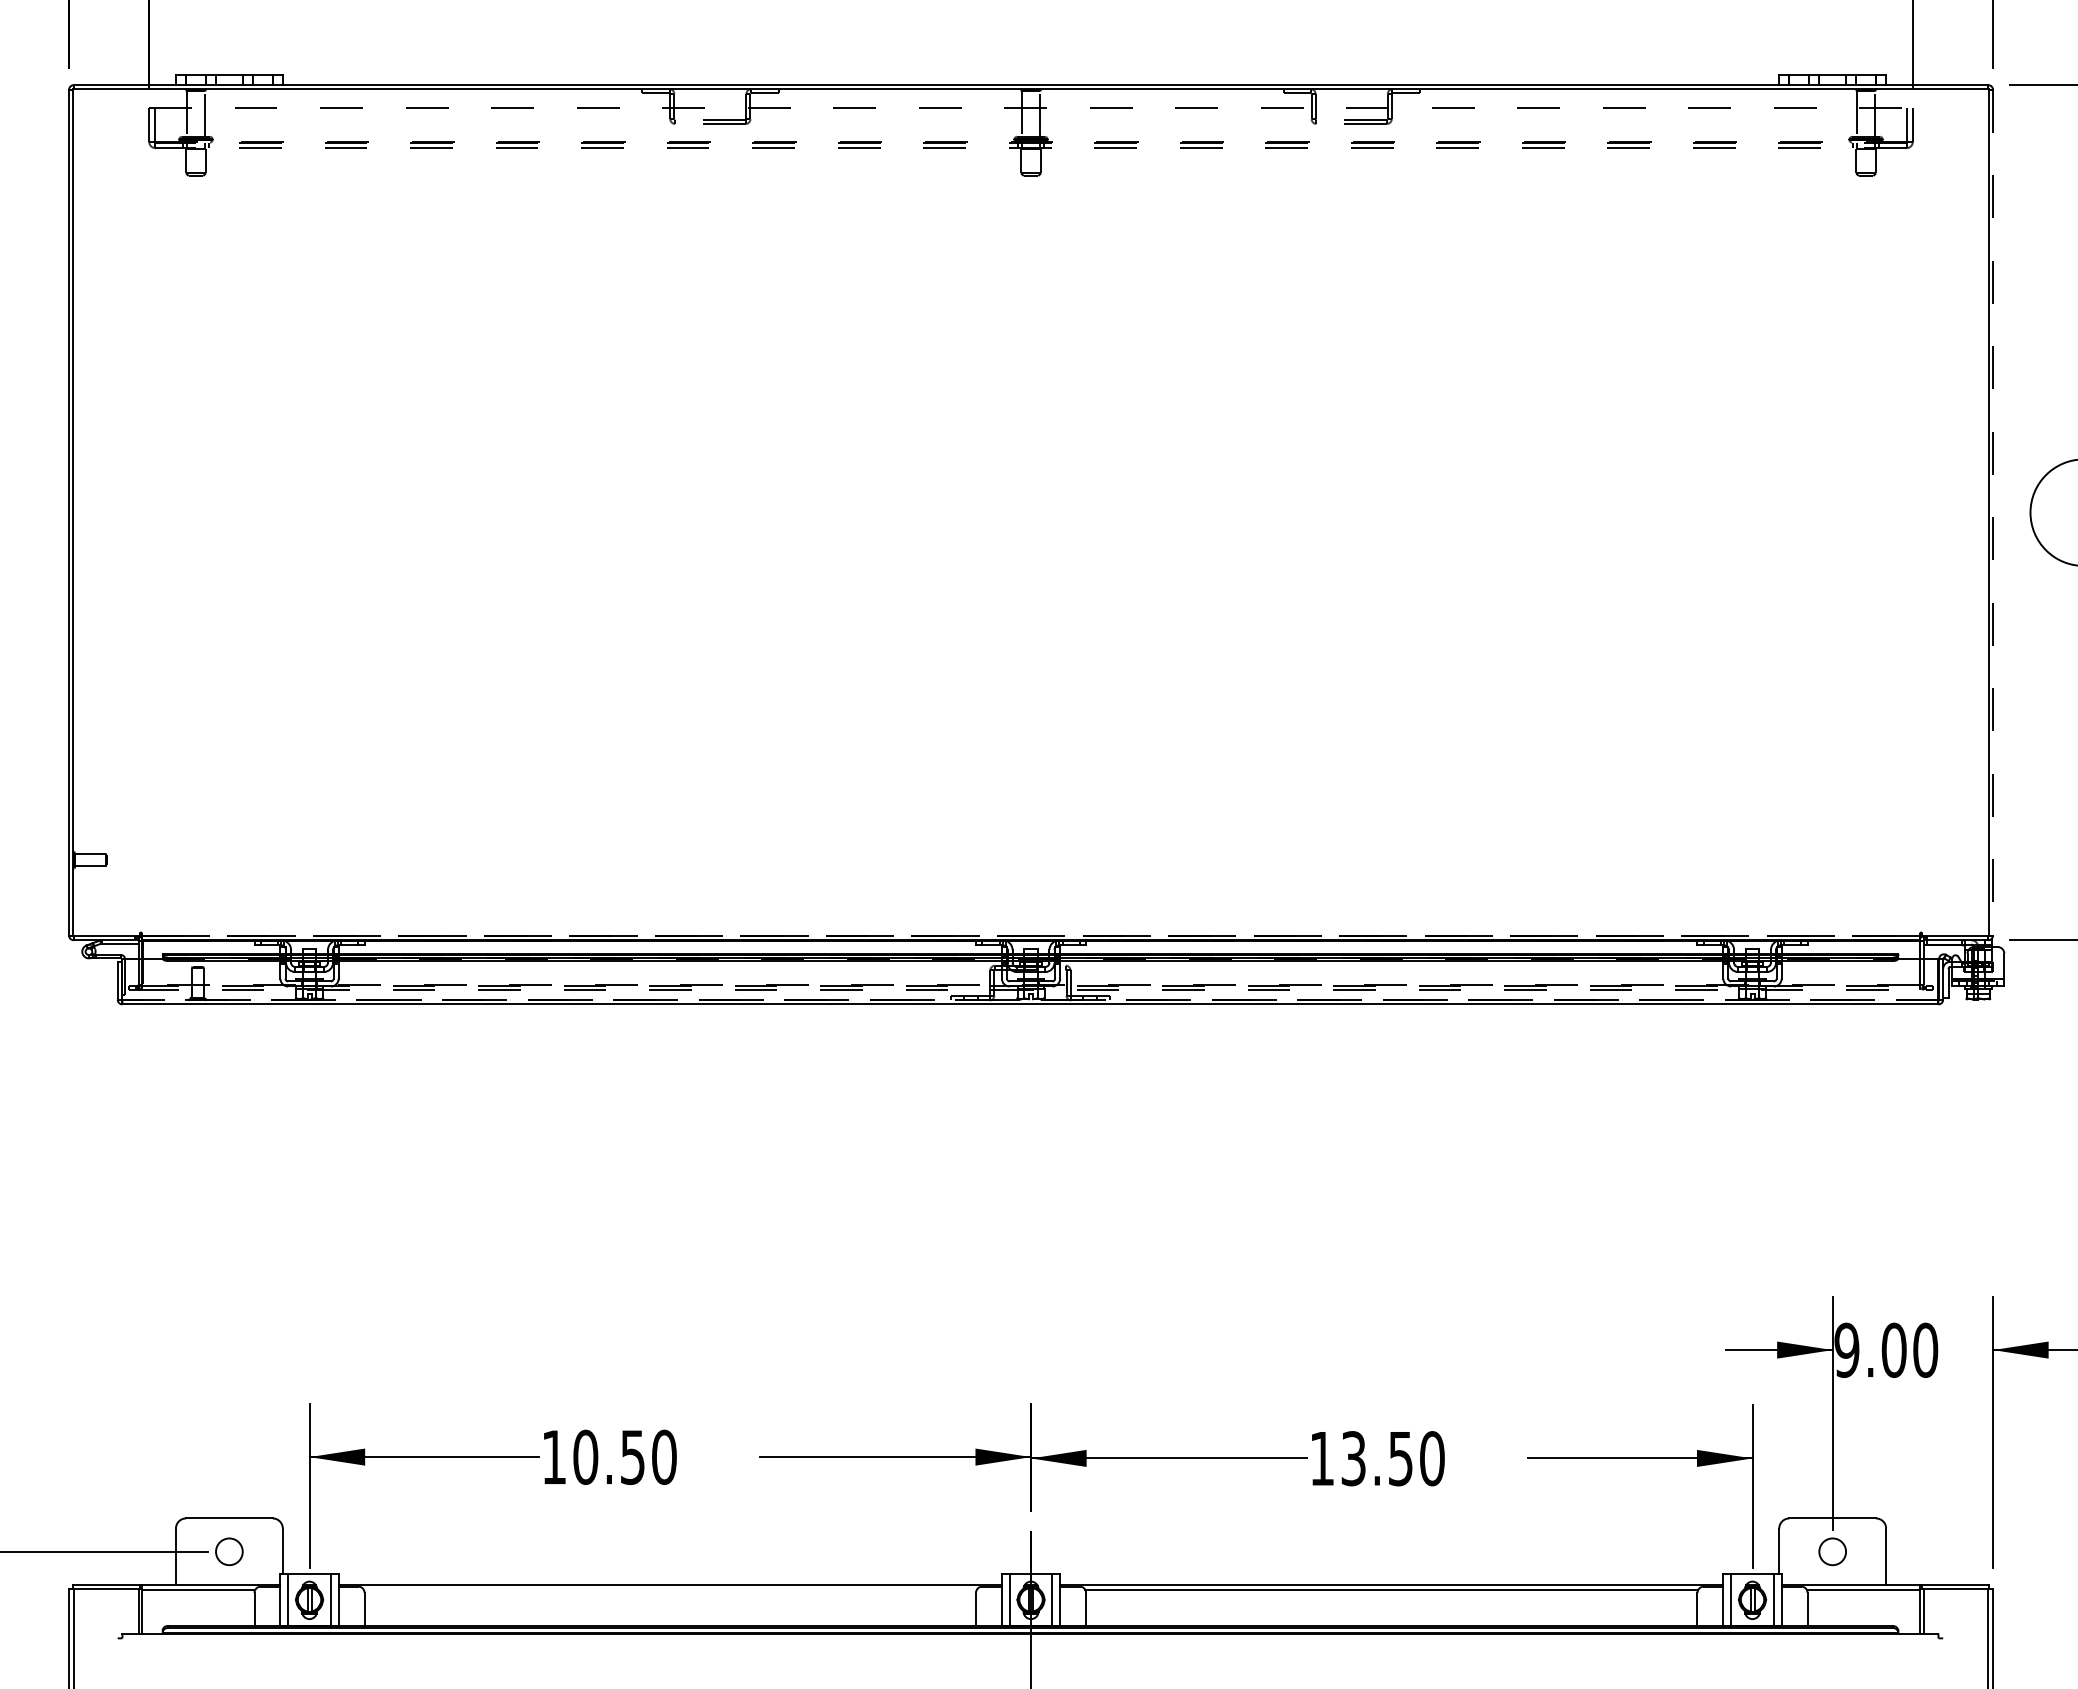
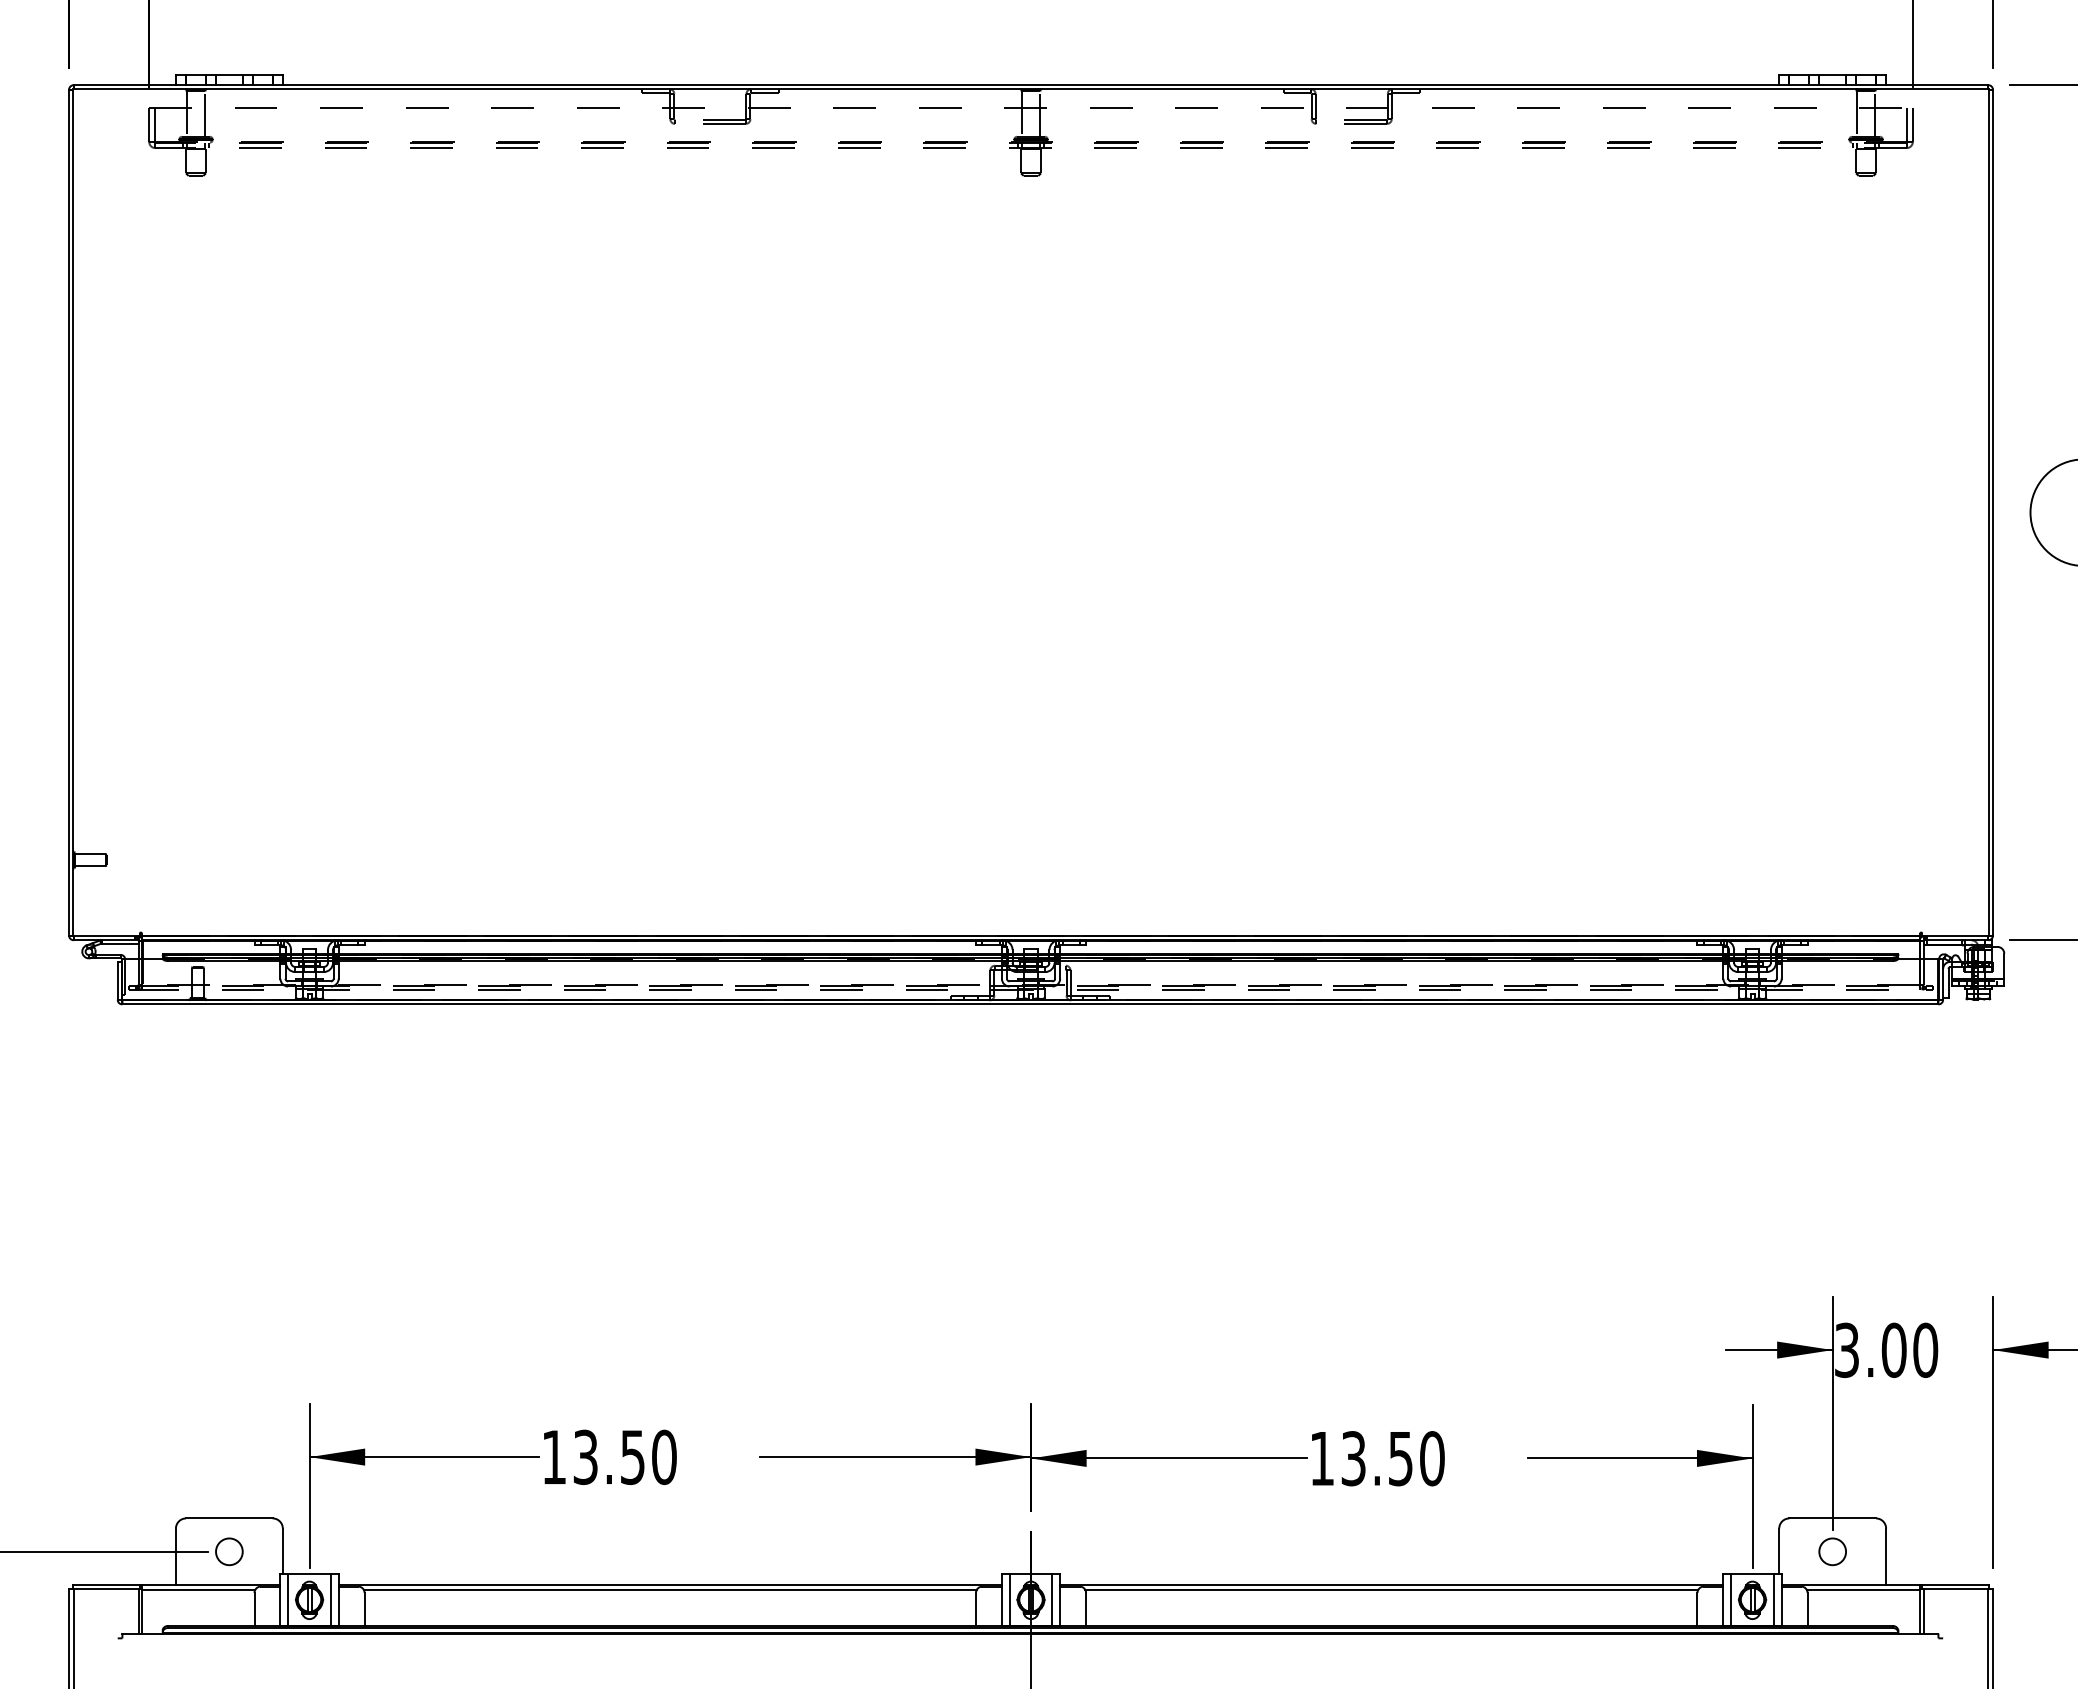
line: dashed -> solid (1993, 512)
line: dashed -> solid (1031, 935)
line: dashed -> solid (1030, 999)
text: 9.00 -> 3.00 (1846, 1349)
text: 10.50 -> 13.50 (585, 1457)
line: none -> present (669, 1589)
